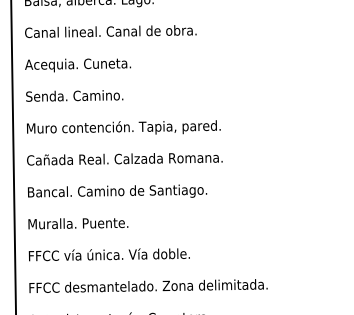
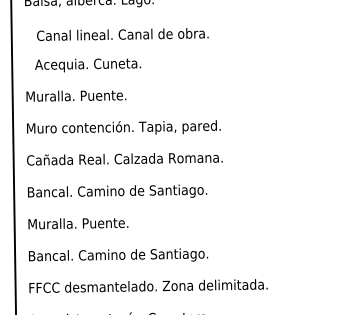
text position: (110, 31) -> (122, 34) (122, 34)
text position: (77, 65) -> (87, 65) (87, 65)
text: Senda. Camino. -> Muralla. Puente. (76, 95)
text: FFCC vía única. Vía doble. -> Bancal. Camino de Santiago. (119, 254)
